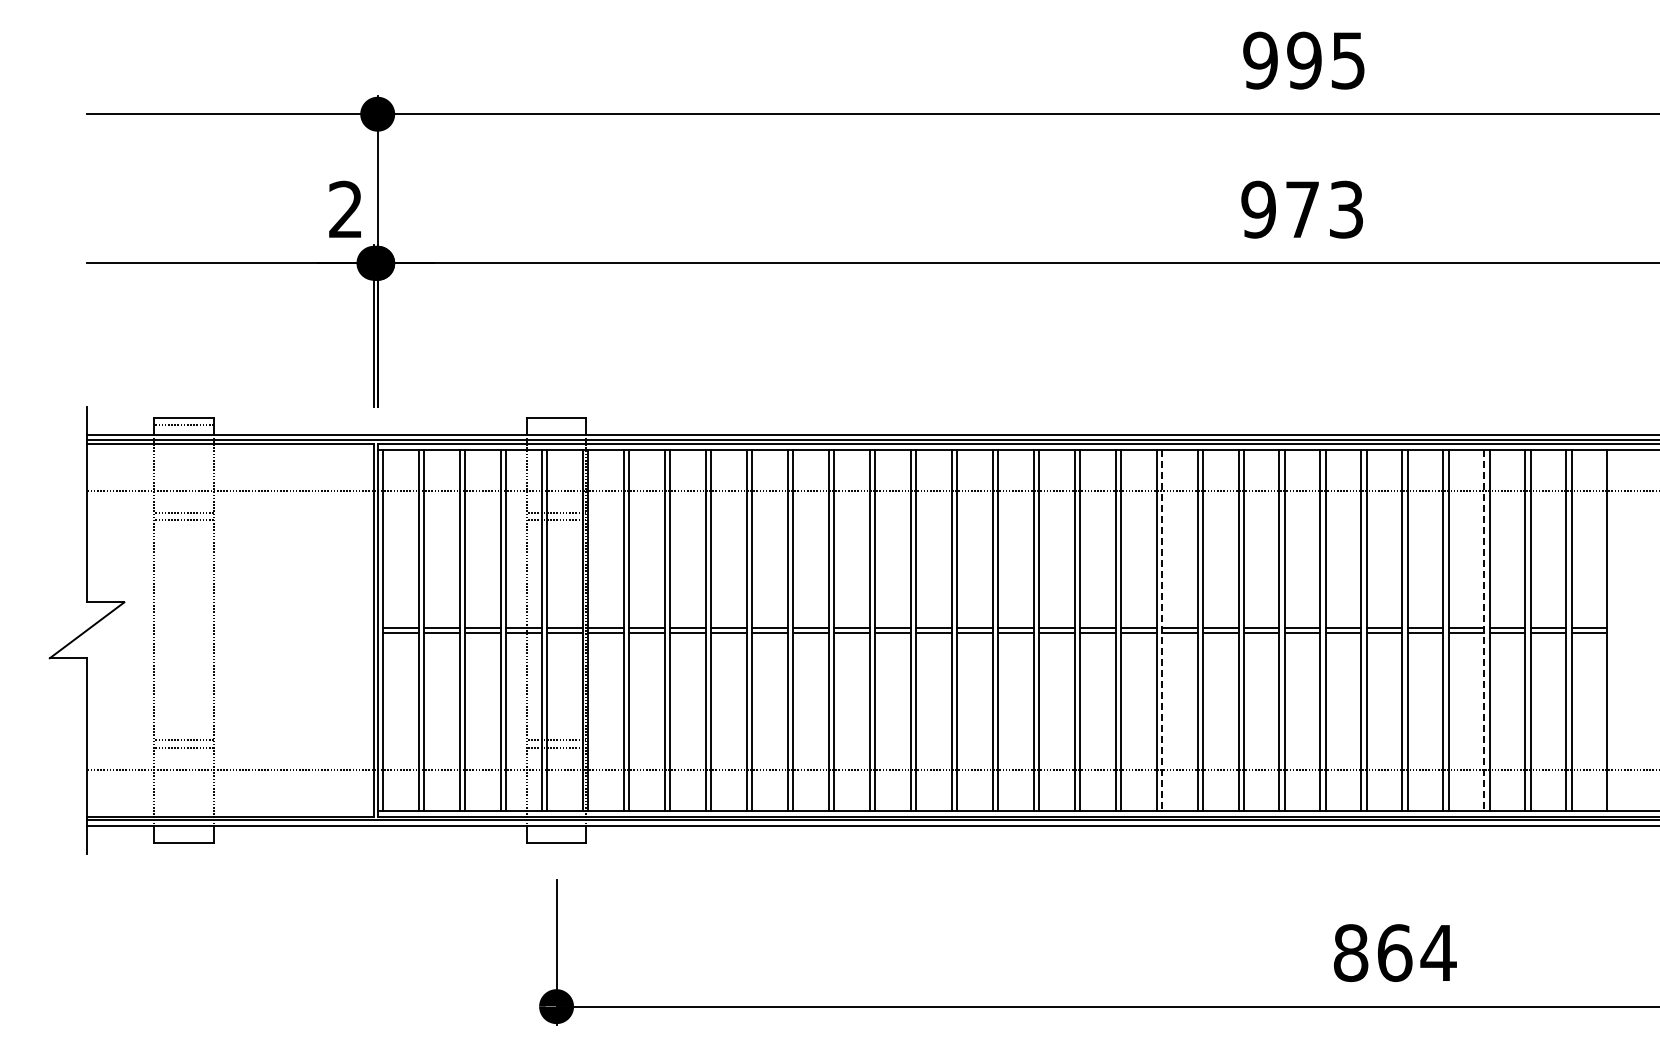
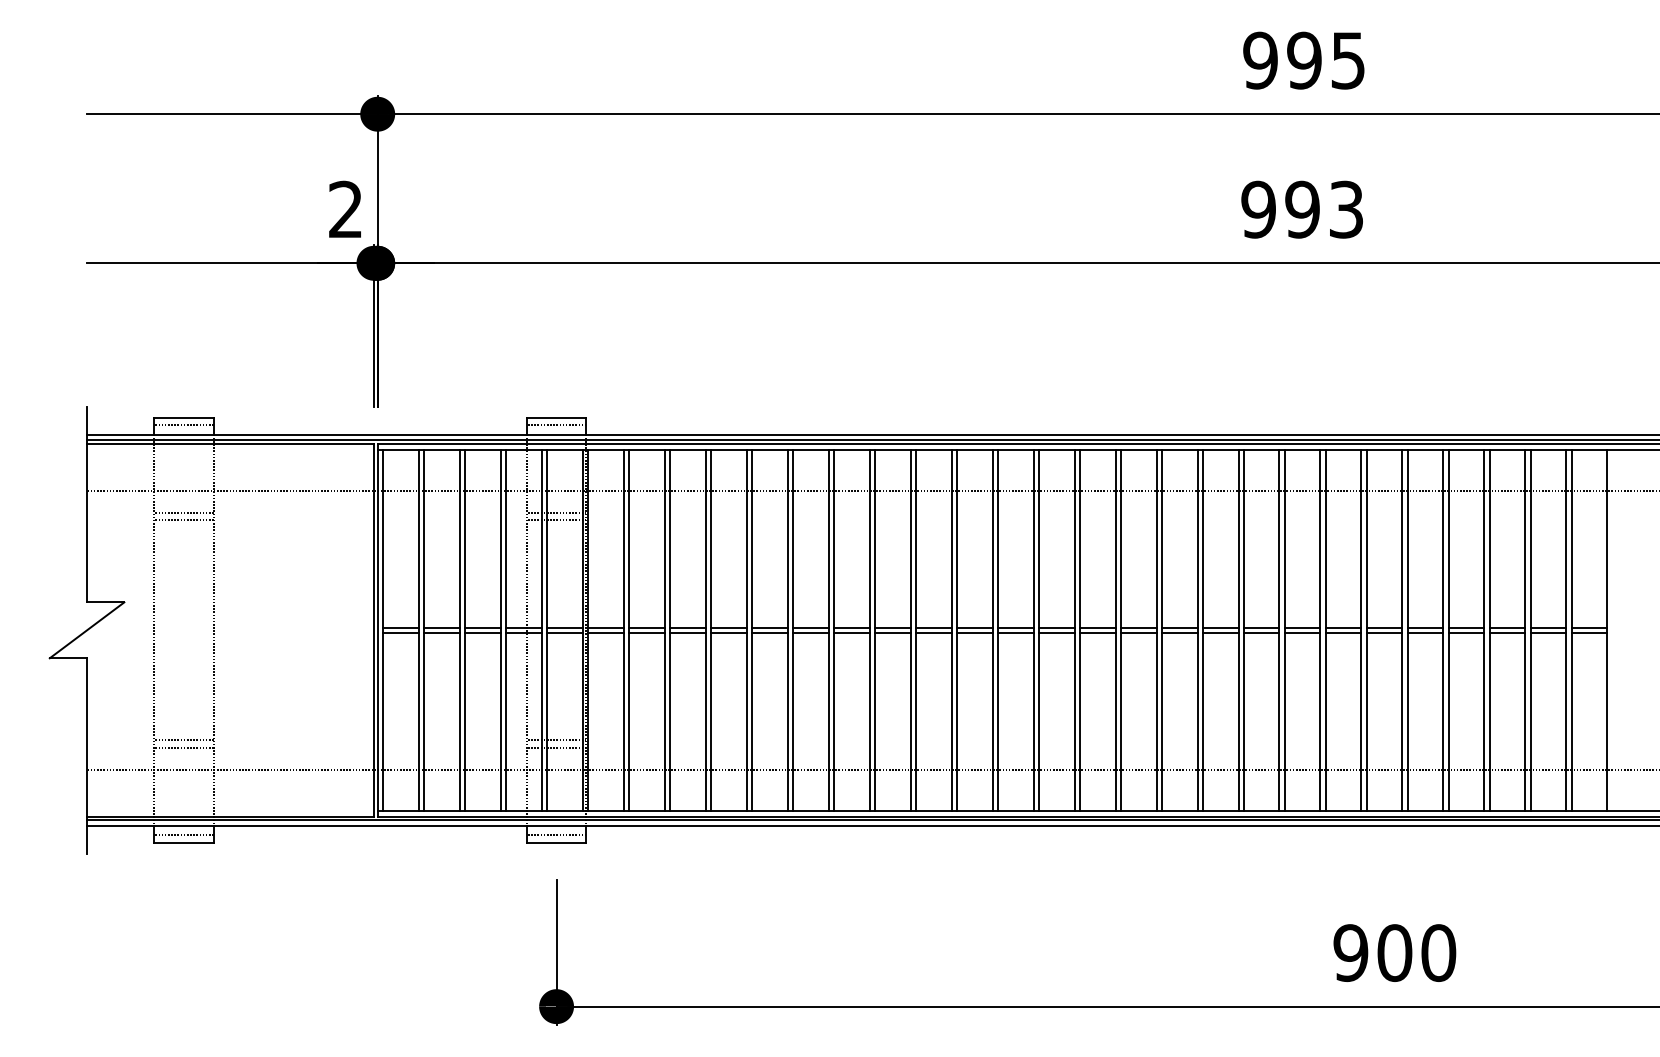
text: 973 -> 993 (1302, 209)
line: none -> present (556, 425)
line: dashed -> solid (1162, 630)
line: dashed -> solid (1484, 630)
line: none -> present (183, 835)
line: none -> present (556, 835)
text: 864 -> 900 (1394, 953)
